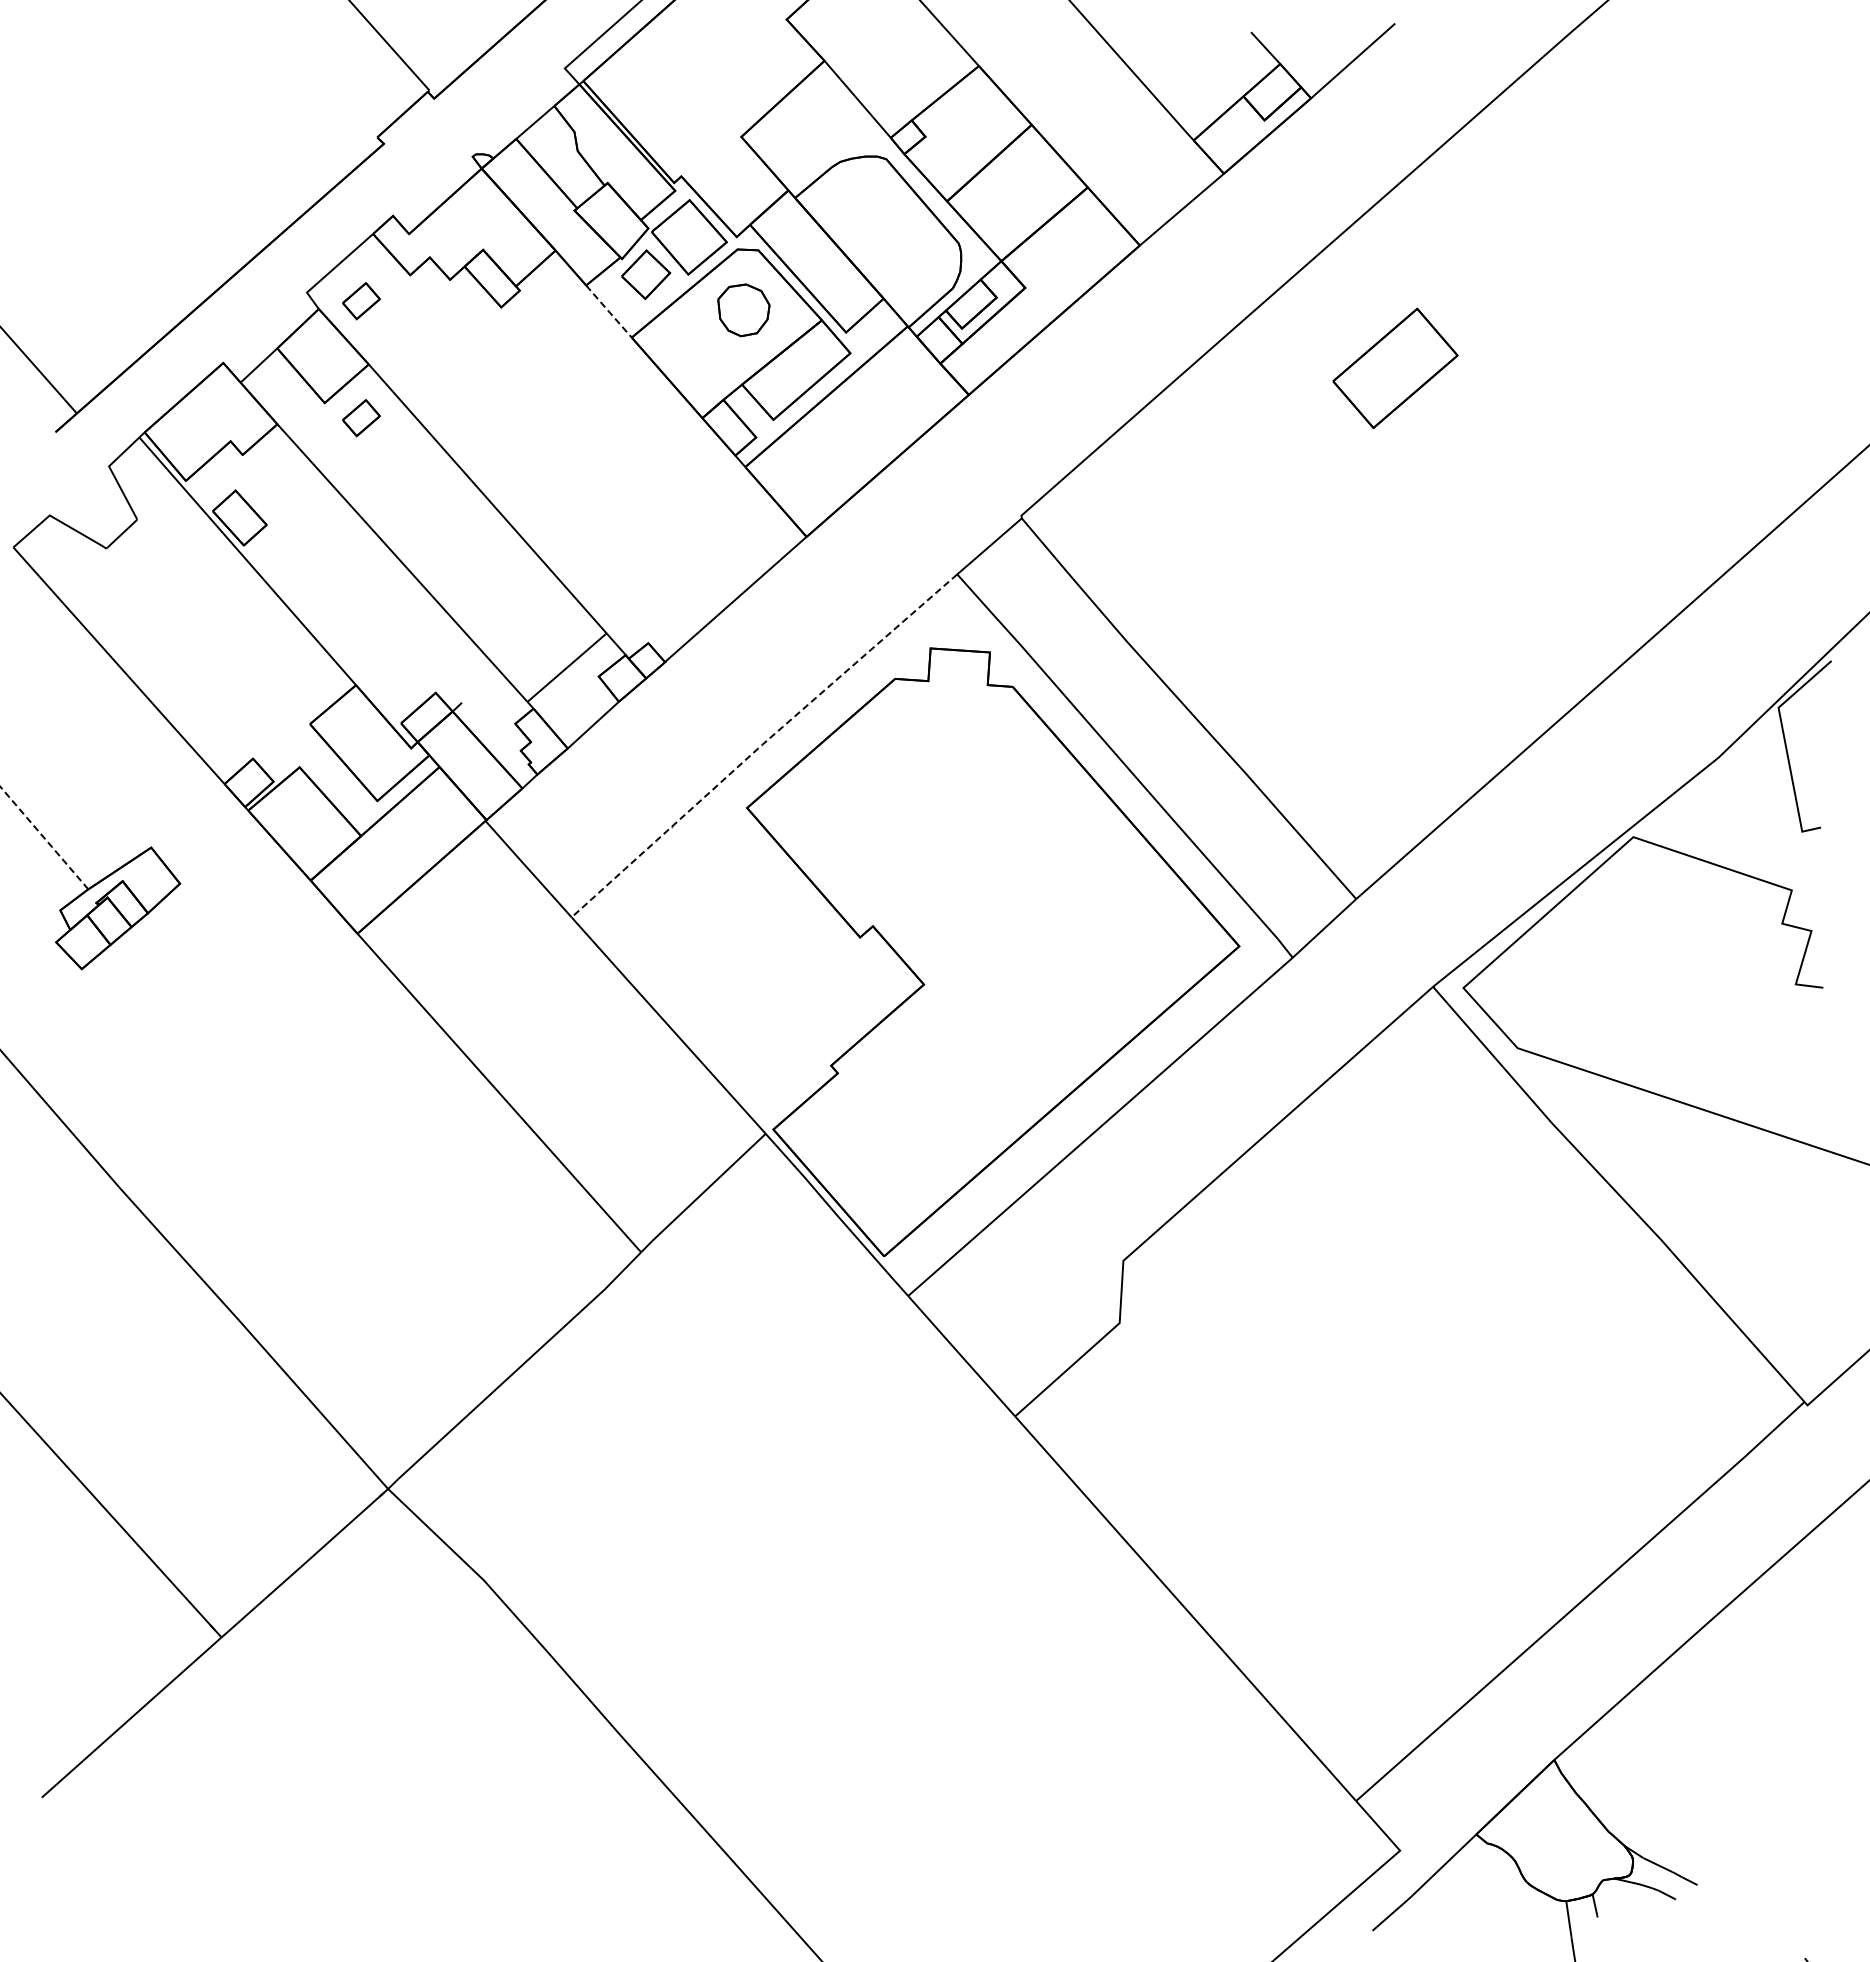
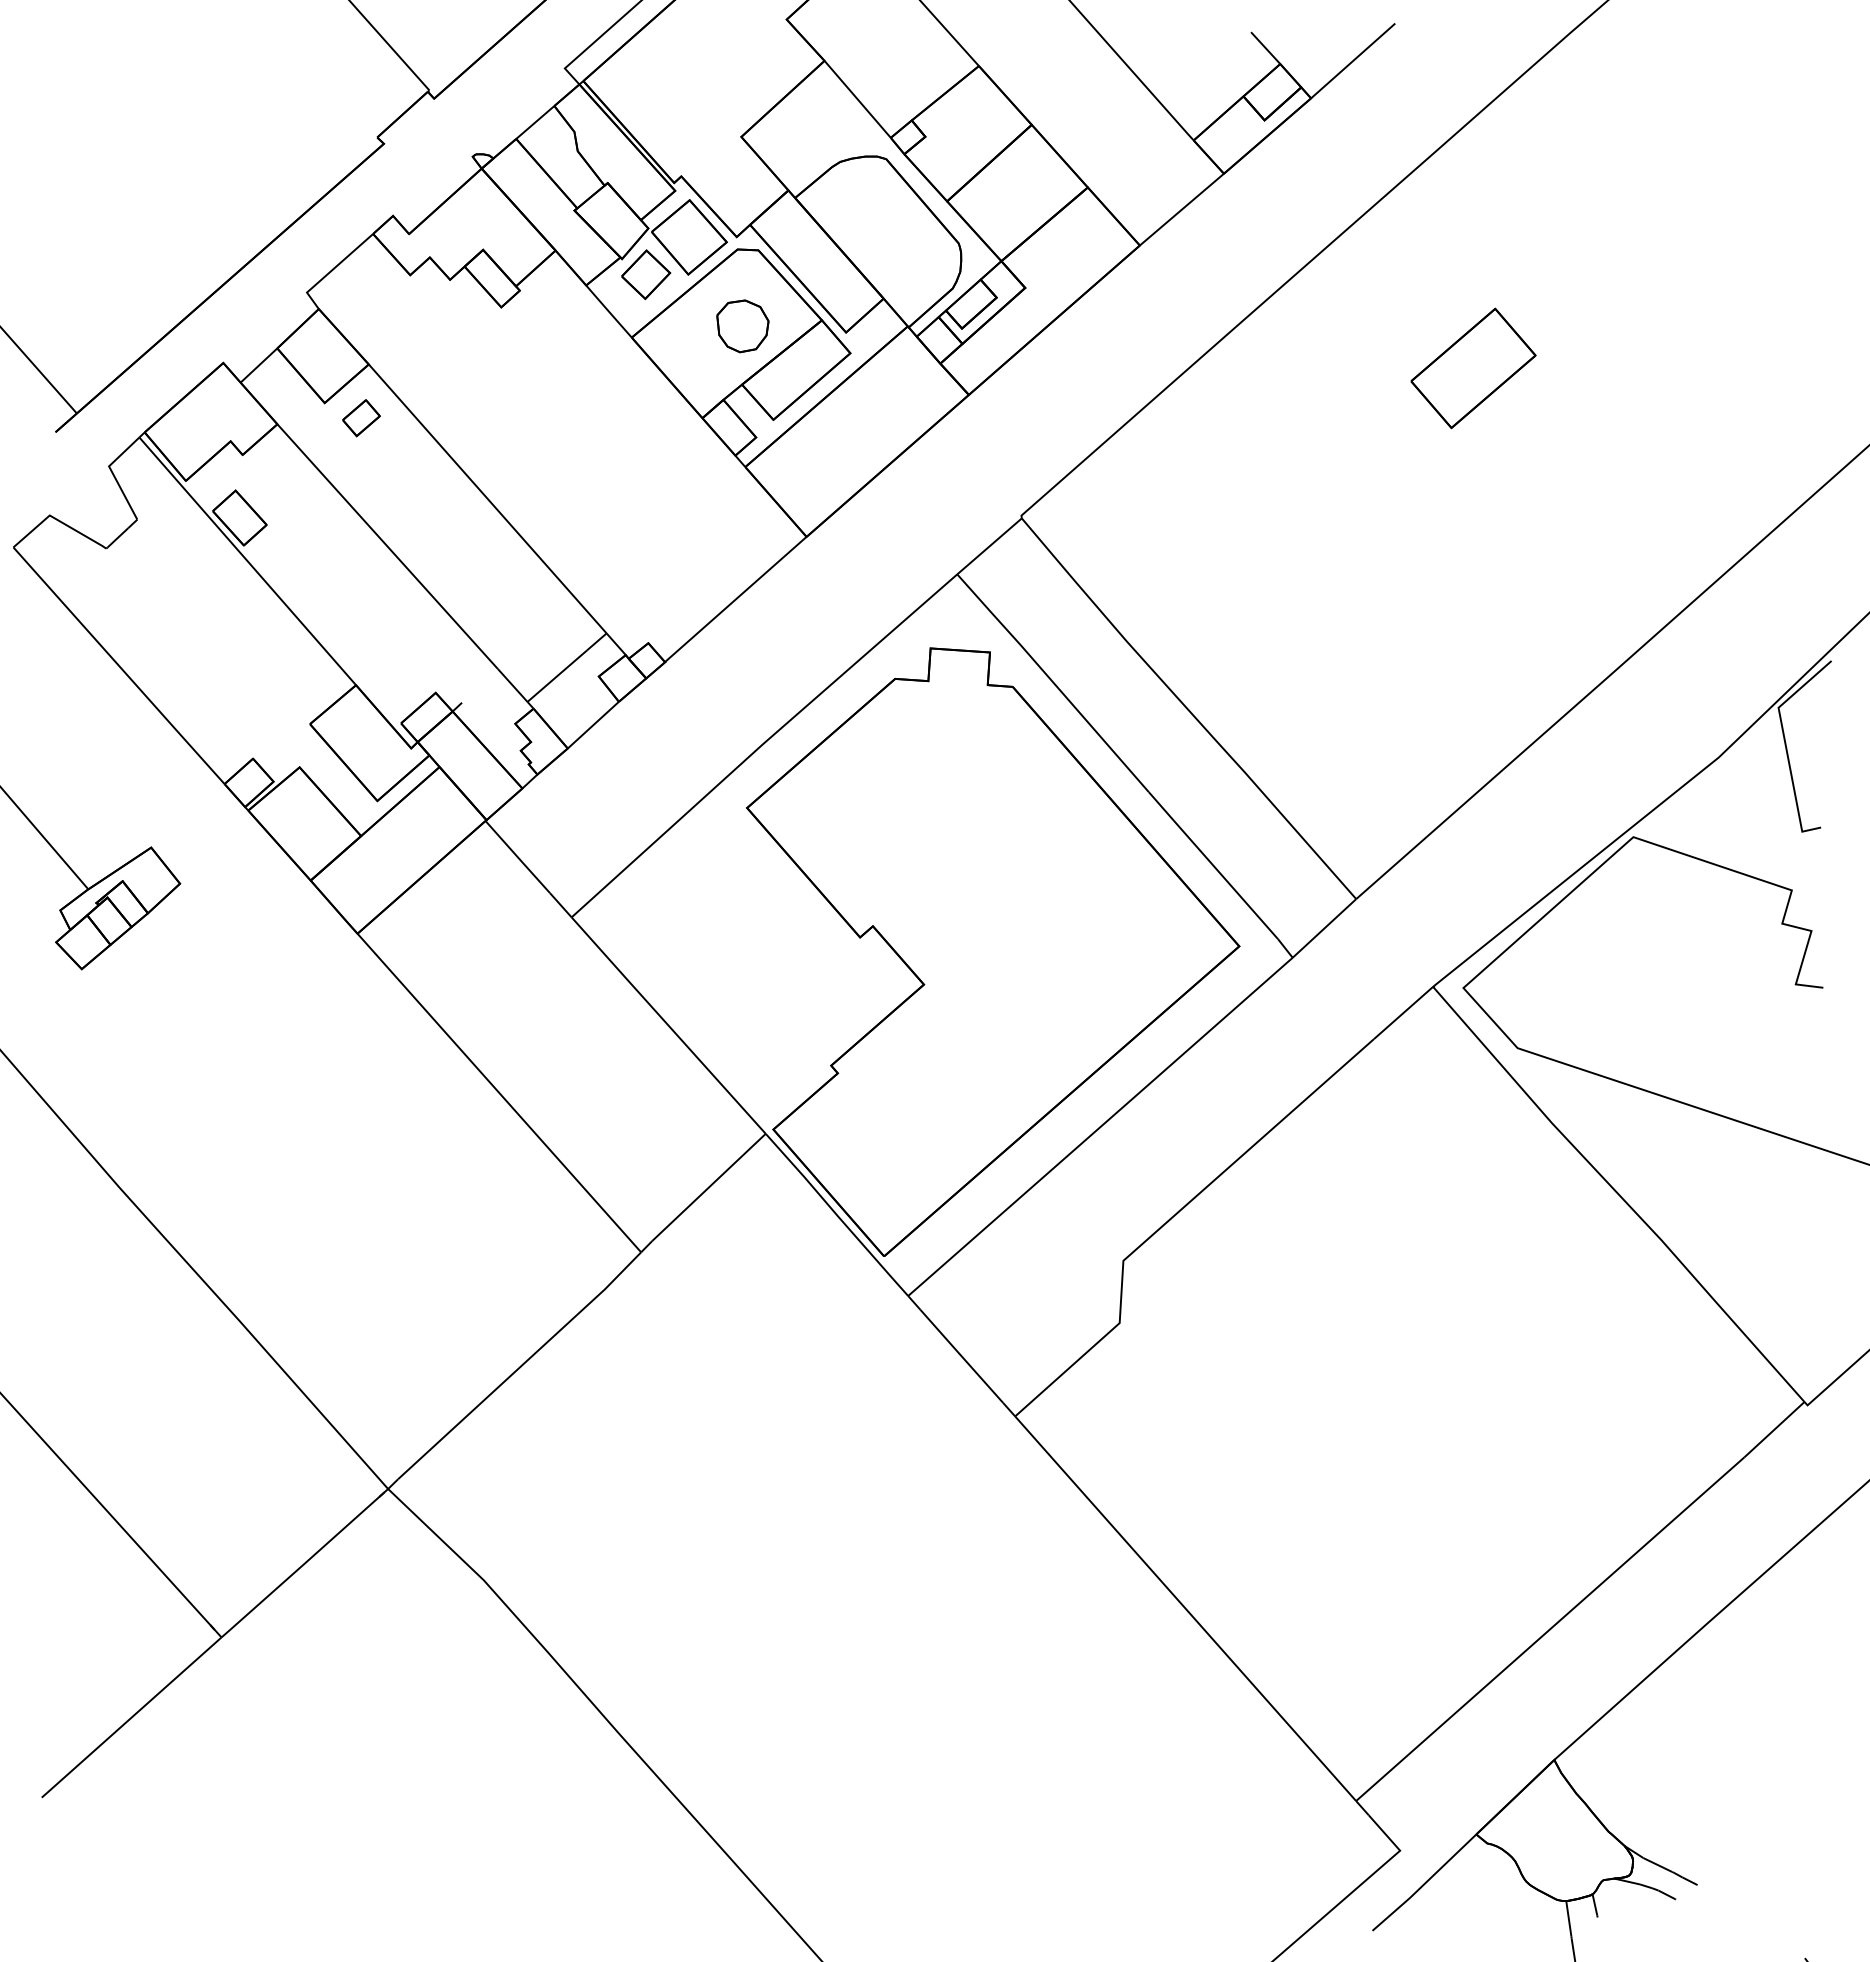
part: present -> none (361, 301)
part position: (743, 310) -> (742, 326) (742, 326)
line: dashed -> solid (608, 311)
part position: (1395, 368) -> (1473, 368) (1473, 368)
line: dashed -> solid (762, 744)
line: dashed -> solid (44, 837)
